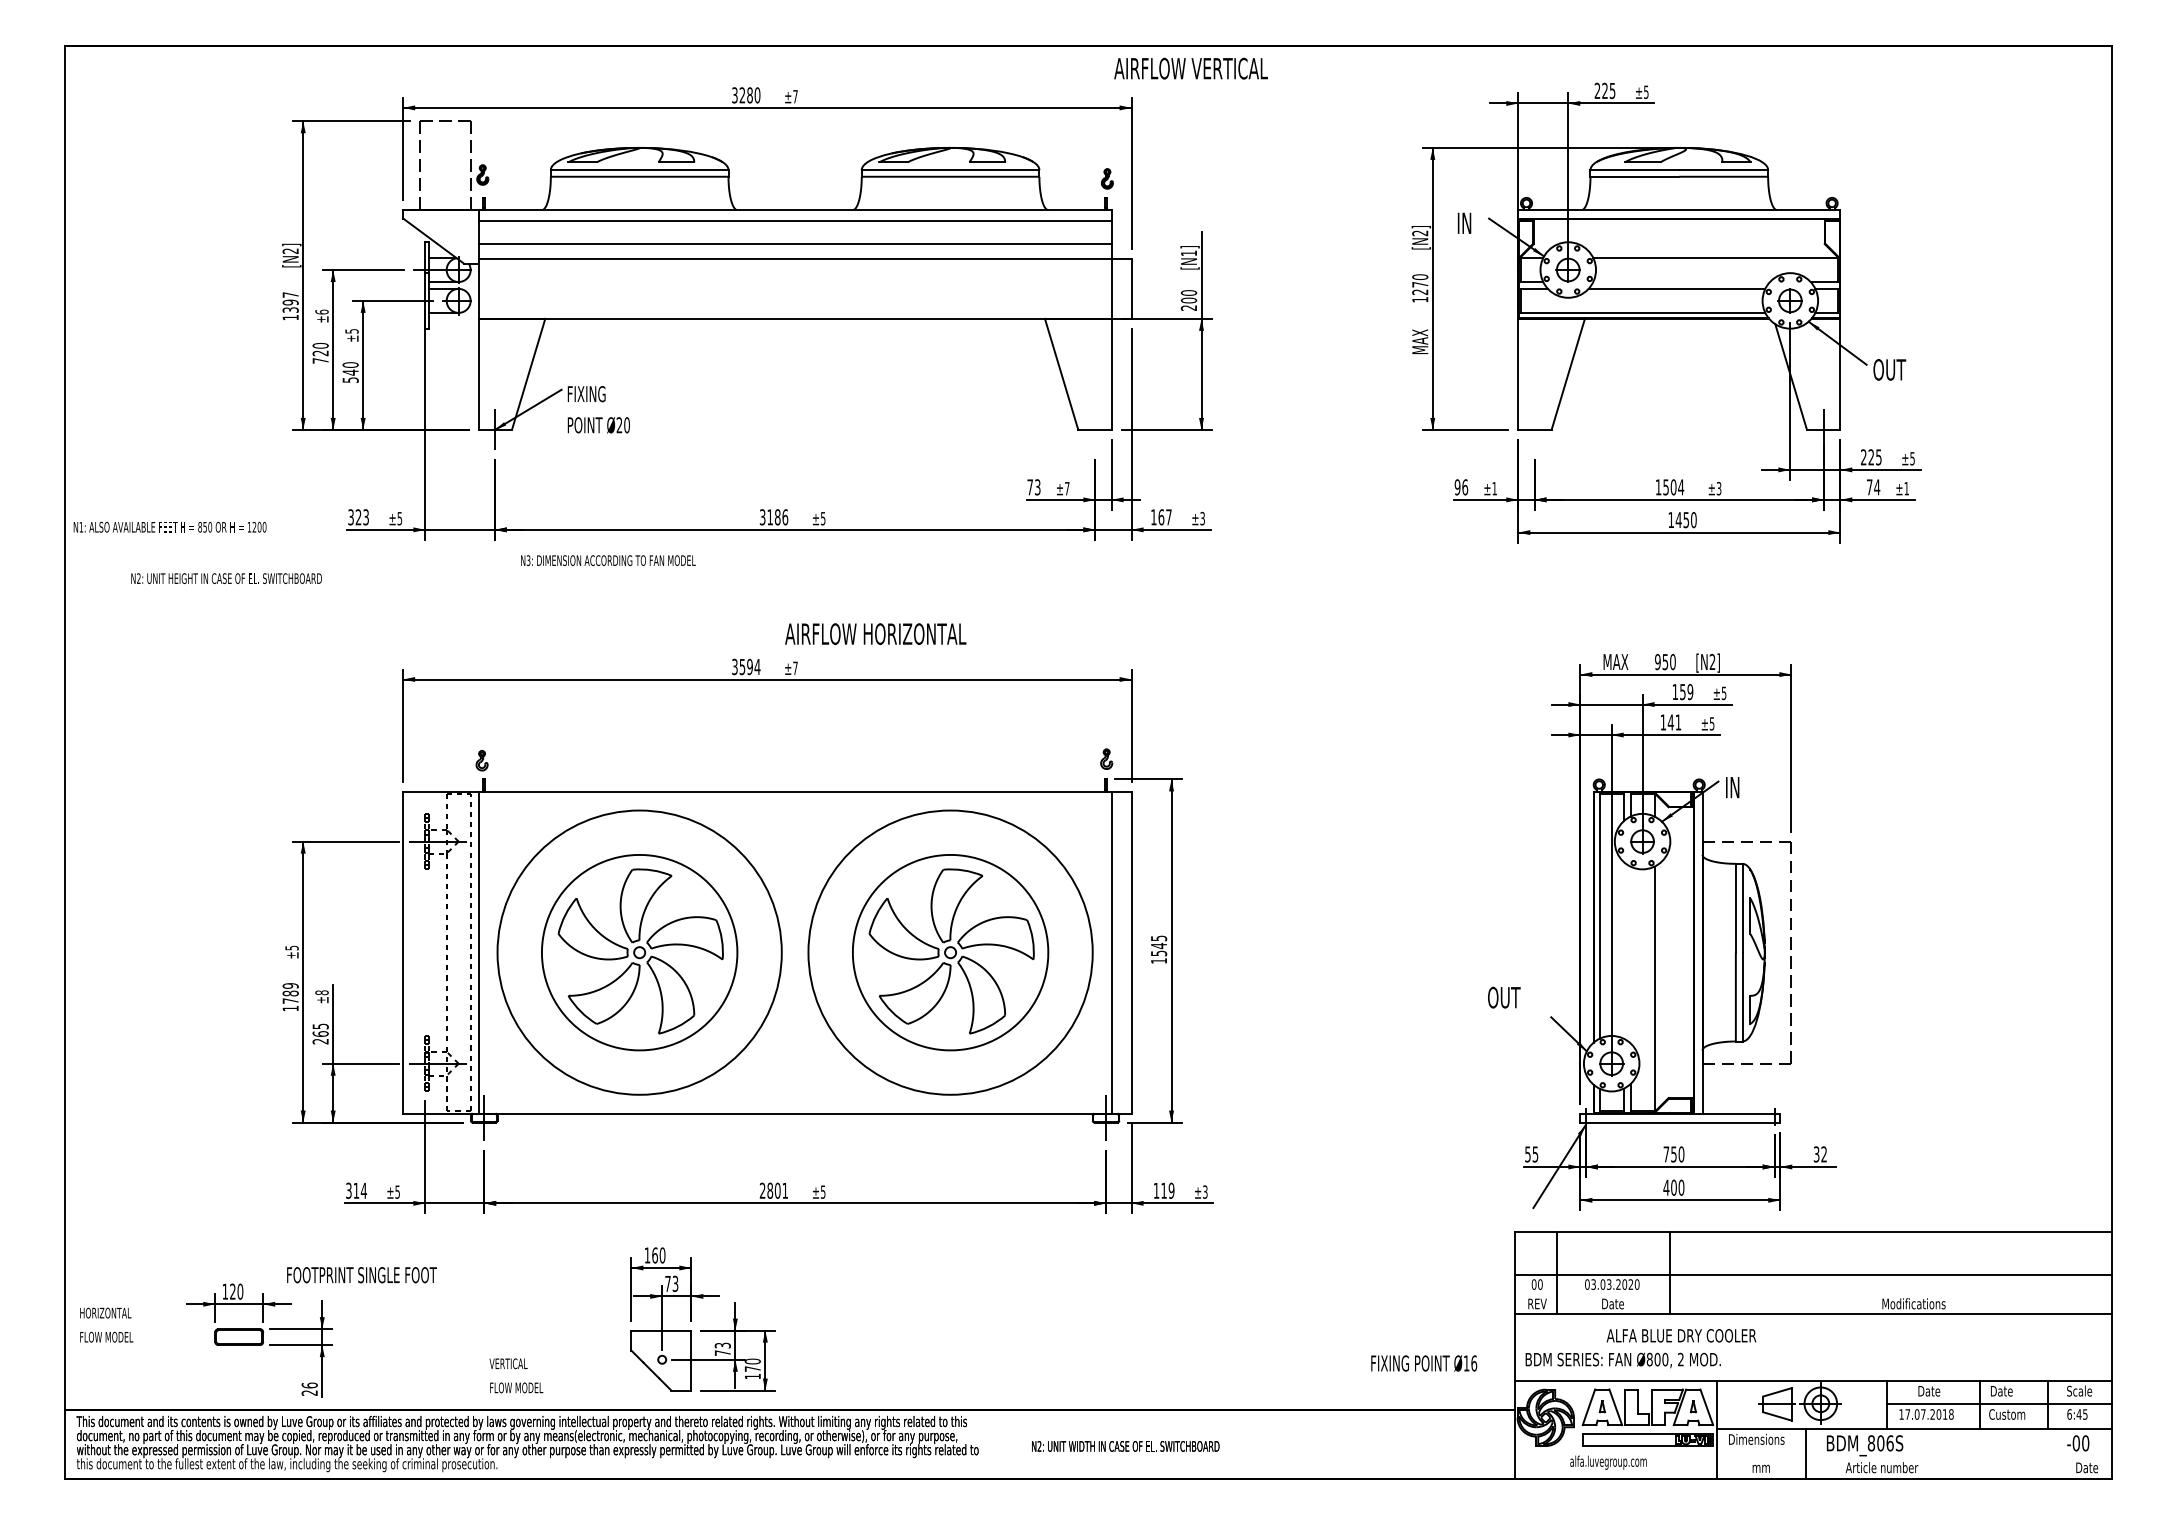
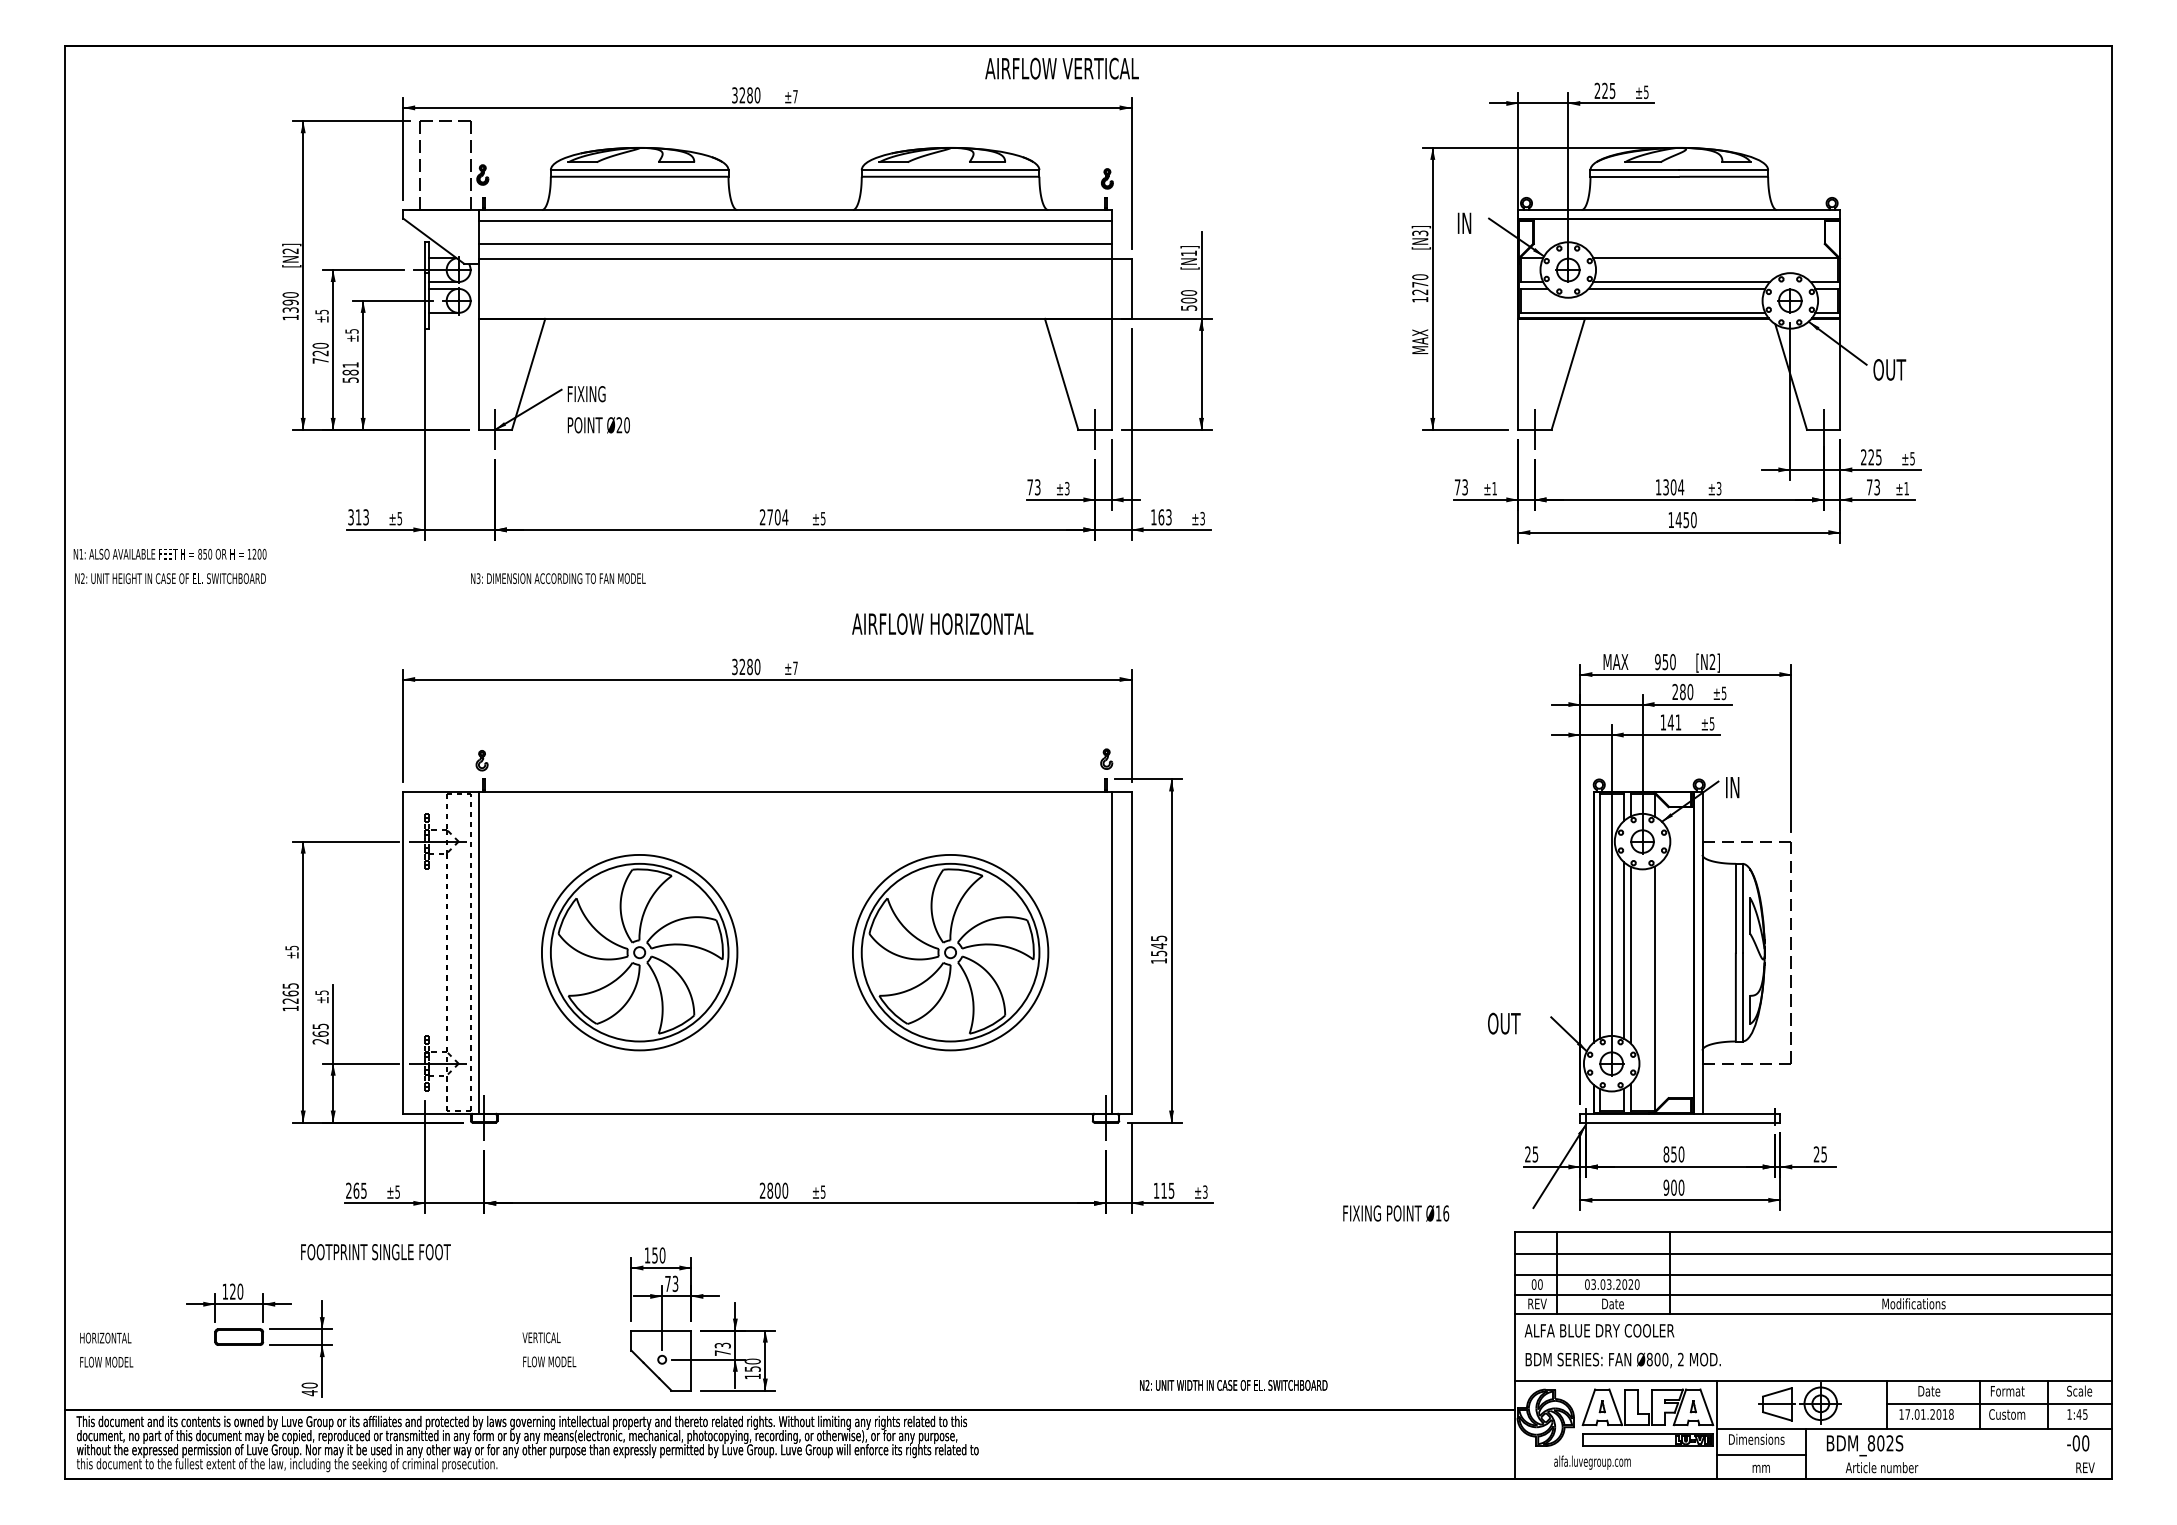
text position: (1190, 68) -> (1061, 68) (1061, 68)
text: [N2] -> [N3] (1420, 233)
line: none -> present (1681, 282)
text: 1397 -> 1390 (290, 294)
text: 200 -> 500 (1188, 307)
text: ±6 -> ±5 (321, 311)
text: 540 -> 581 (350, 368)
line: none -> present (1095, 429)
line: none -> present (1534, 429)
text: 1504 -> 1304 (1665, 486)
text: 96 -> 73 (1461, 487)
text: 74 -> 73 (1877, 487)
text: ±7 -> ±3 (1067, 488)
text: 323 -> 313 (358, 517)
text: 3186 -> 2704 (773, 517)
text: 167 -> 163 (1168, 517)
text position: (169, 526) -> (169, 553) (169, 553)
text position: (608, 560) -> (558, 578) (558, 578)
text position: (226, 578) -> (170, 578) (170, 578)
text position: (875, 633) -> (942, 623) (942, 623)
text: 3594 -> 3280 (749, 666)
text: 159 -> 280 (1682, 692)
line: none -> present (1623, 949)
circle diameter: 284 px -> 178 px (639, 952)
circle diameter: 284 px -> 178 px (950, 952)
line: none -> present (1630, 954)
text: ±8 -> ±5 (321, 992)
text: 1789 -> 1265 (290, 993)
text position: (1504, 997) -> (1504, 1023) (1504, 1023)
text: 55 -> 25 (1527, 1154)
text: 750 -> 850 (1666, 1154)
text: 32 -> 25 (1819, 1154)
text: 400 -> 900 (1666, 1187)
text: 314 -> 265 (356, 1190)
text: 2801 -> 2800 (785, 1190)
text: 119 -> 115 (1171, 1190)
line: none -> present (1813, 1253)
text: 160 -> 150 (654, 1255)
text position: (361, 1275) -> (375, 1252) (375, 1252)
line: none -> present (1813, 1294)
text position: (106, 1324) -> (106, 1349) (106, 1349)
text position: (1681, 1335) -> (1599, 1330) (1599, 1330)
text position: (1424, 1363) -> (1396, 1213) (1396, 1213)
text: 170 -> 150 (752, 1368)
text position: (516, 1375) -> (549, 1349) (549, 1349)
text: 26 -> 40 (309, 1389)
text: Date -> Format (2008, 1391)
text: 17.07.2018 -> 17.01.2018 (1923, 1414)
text: 6:45 -> 1:45 (2069, 1414)
text: BDM_806S -> BDM_802S (1889, 1443)
text position: (1125, 1446) -> (1233, 1385) (1233, 1385)
line: none -> present (1761, 1454)
text position: (1608, 1462) -> (1592, 1462) (1592, 1462)
text: Date -> REV (2087, 1467)
